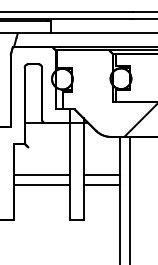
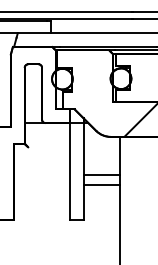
line: present -> none (41, 174)
line: present -> none (41, 185)
line: present -> none (129, 198)
